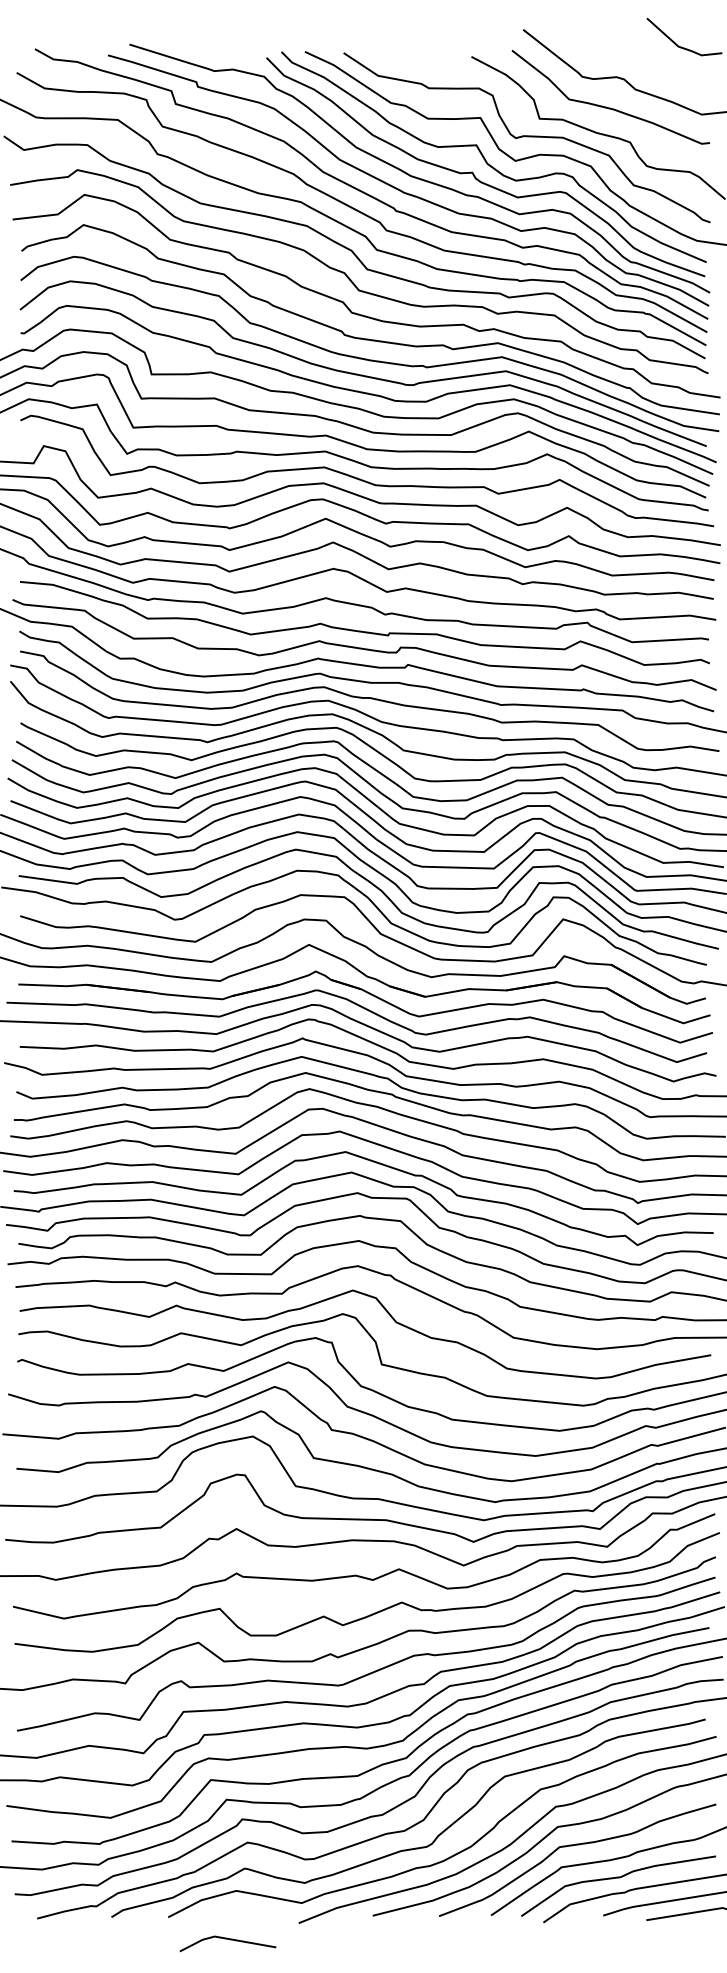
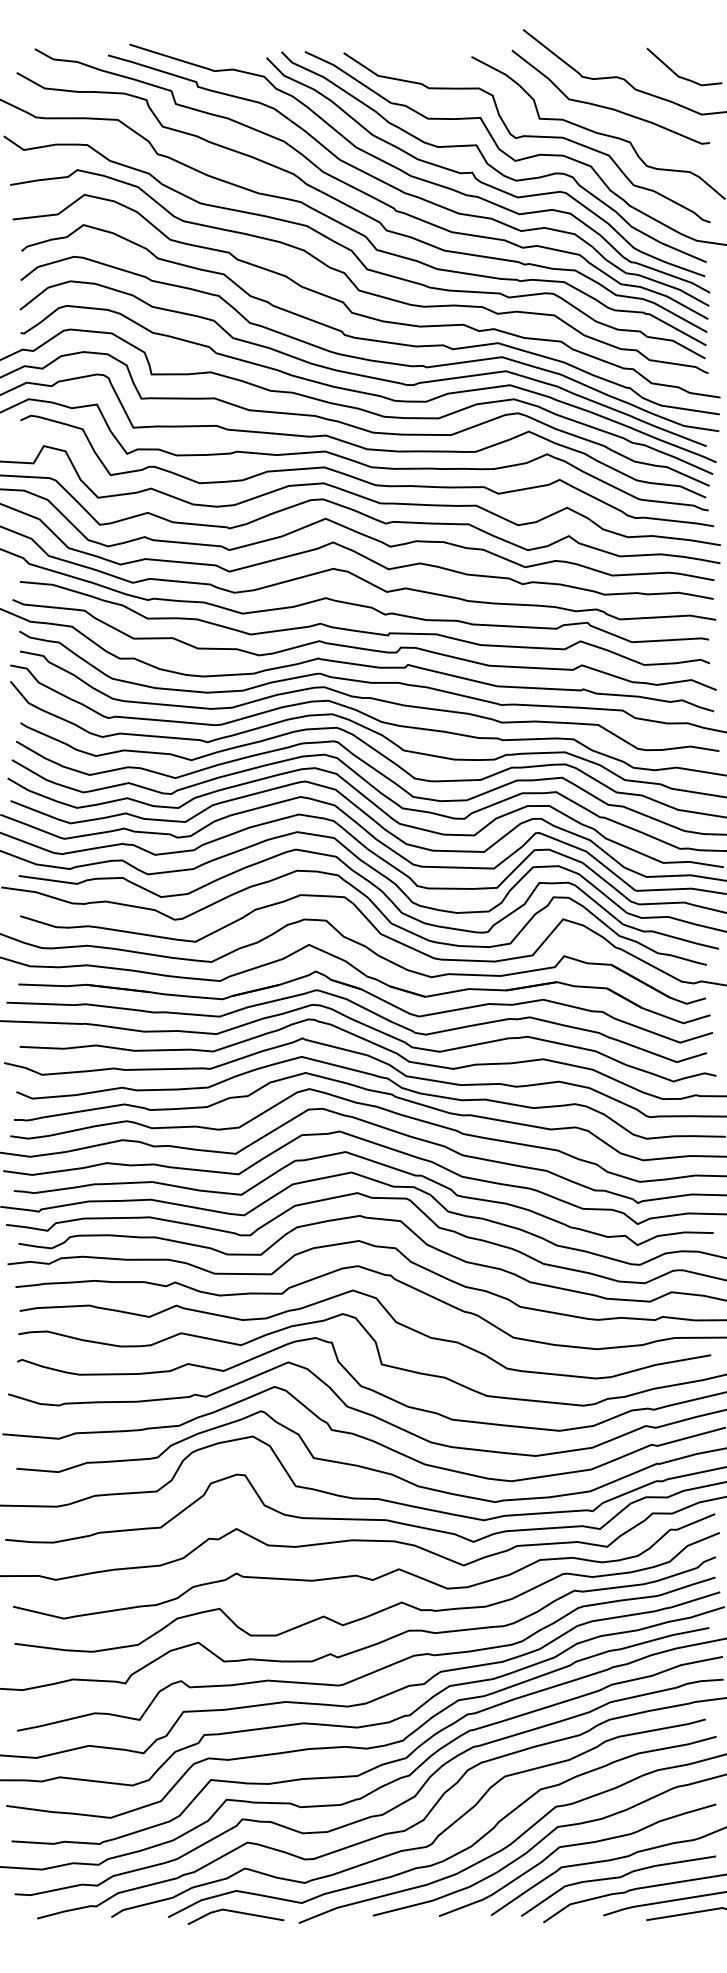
line position: (681, 46) -> (681, 76) (681, 76)
line position: (229, 1940) -> (237, 1913) (237, 1913)
